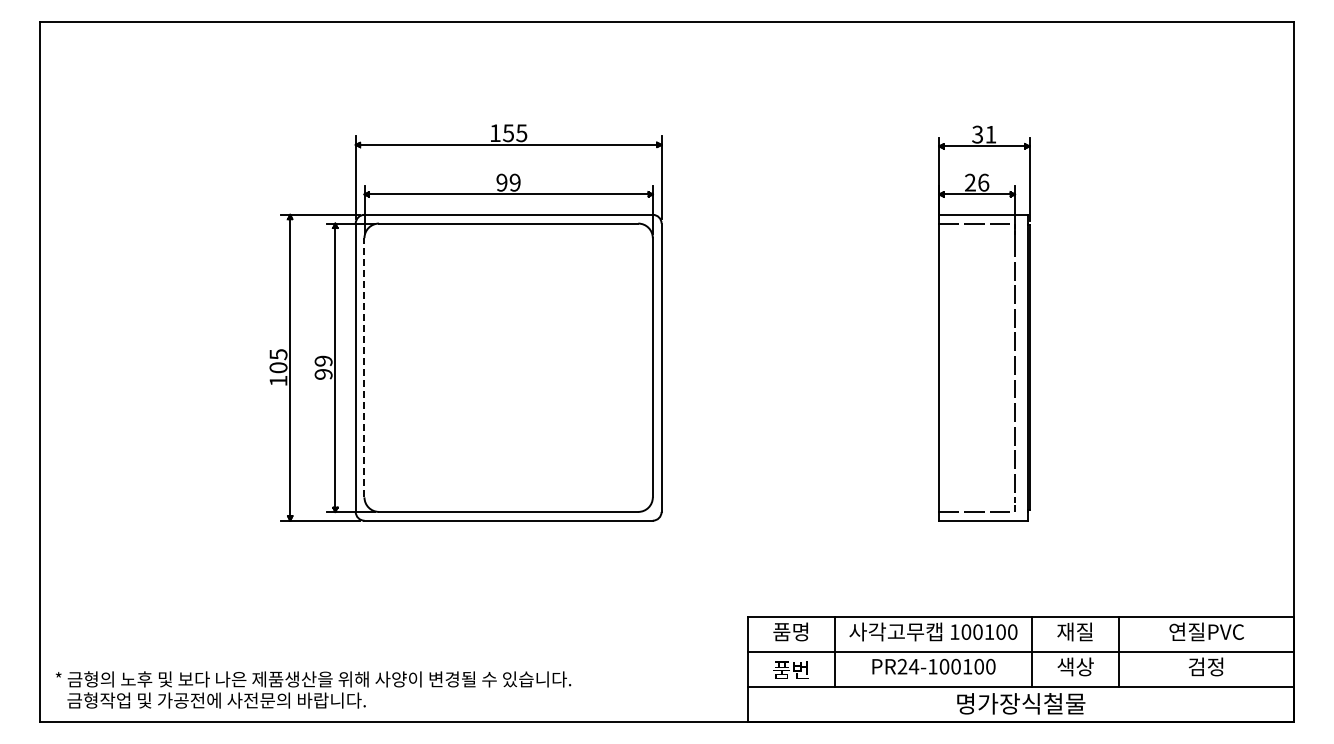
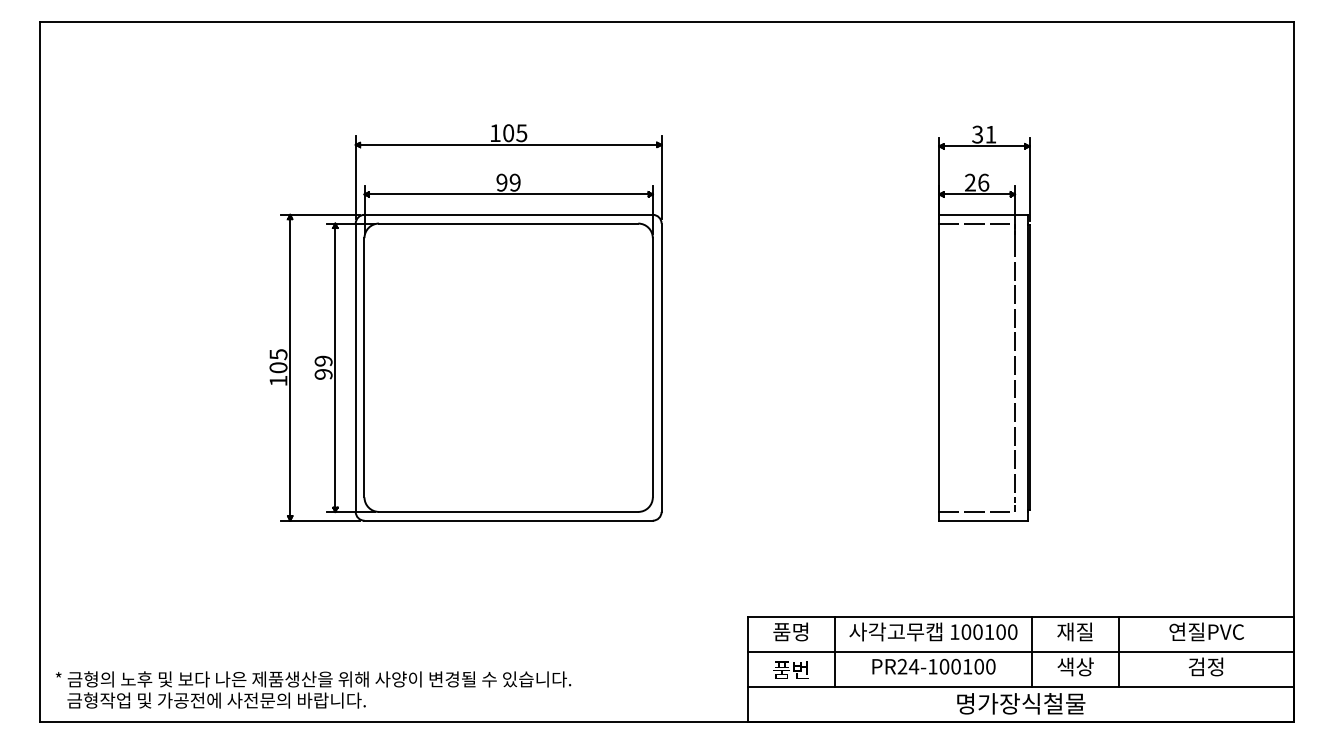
text: 155 -> 105 (508, 133)
line: dashed -> solid (364, 367)
